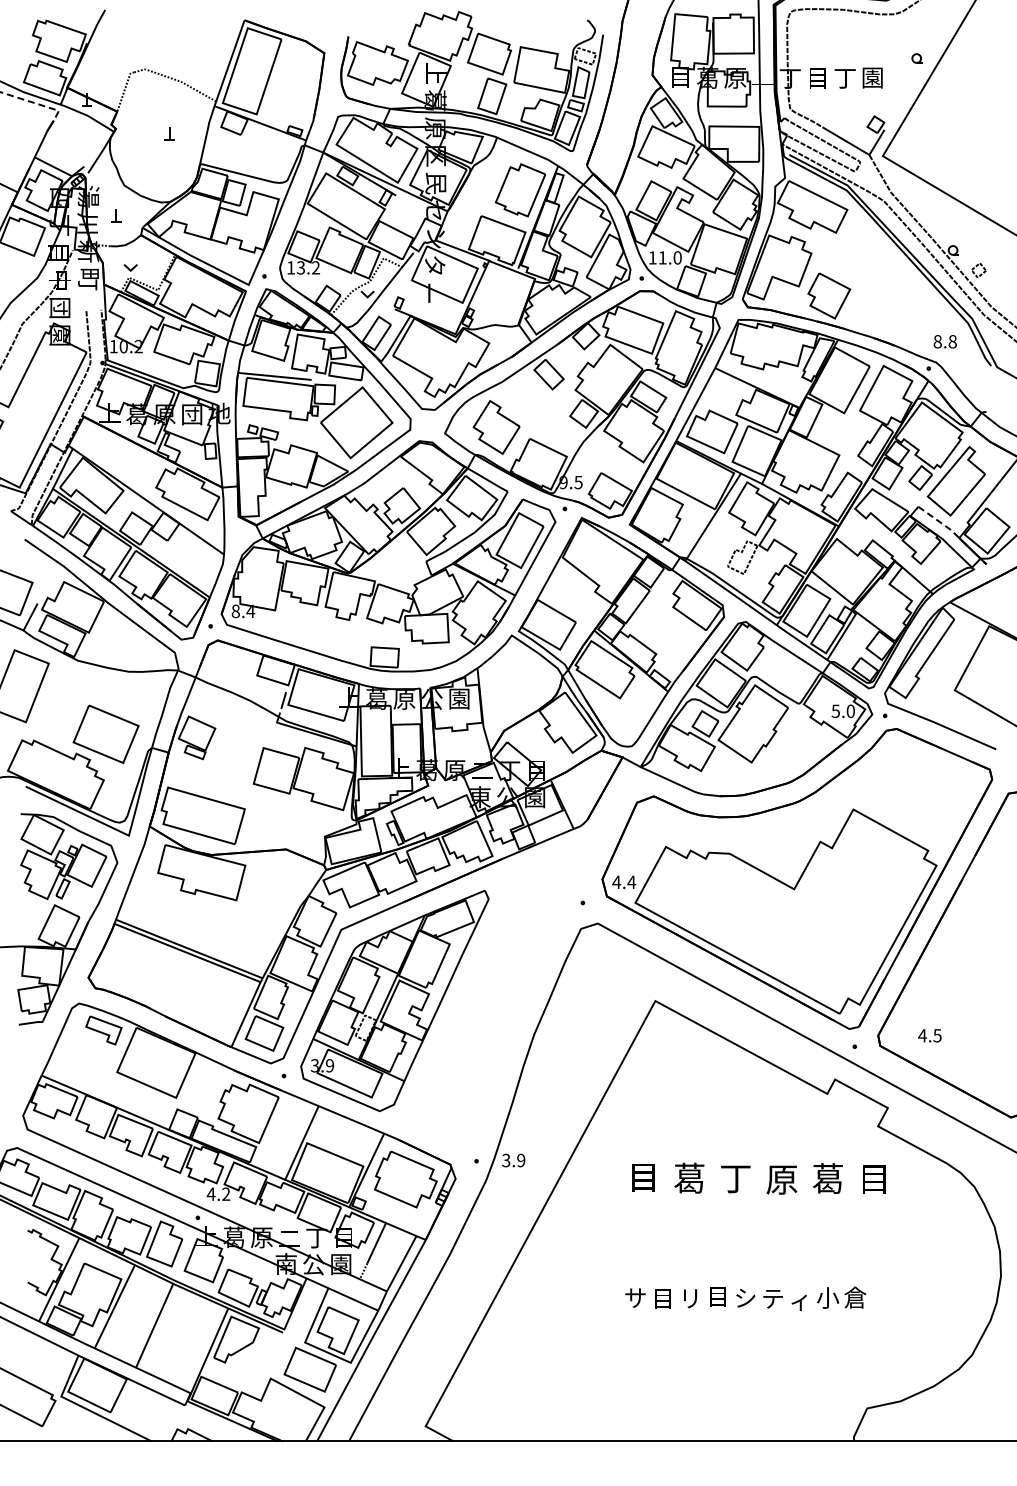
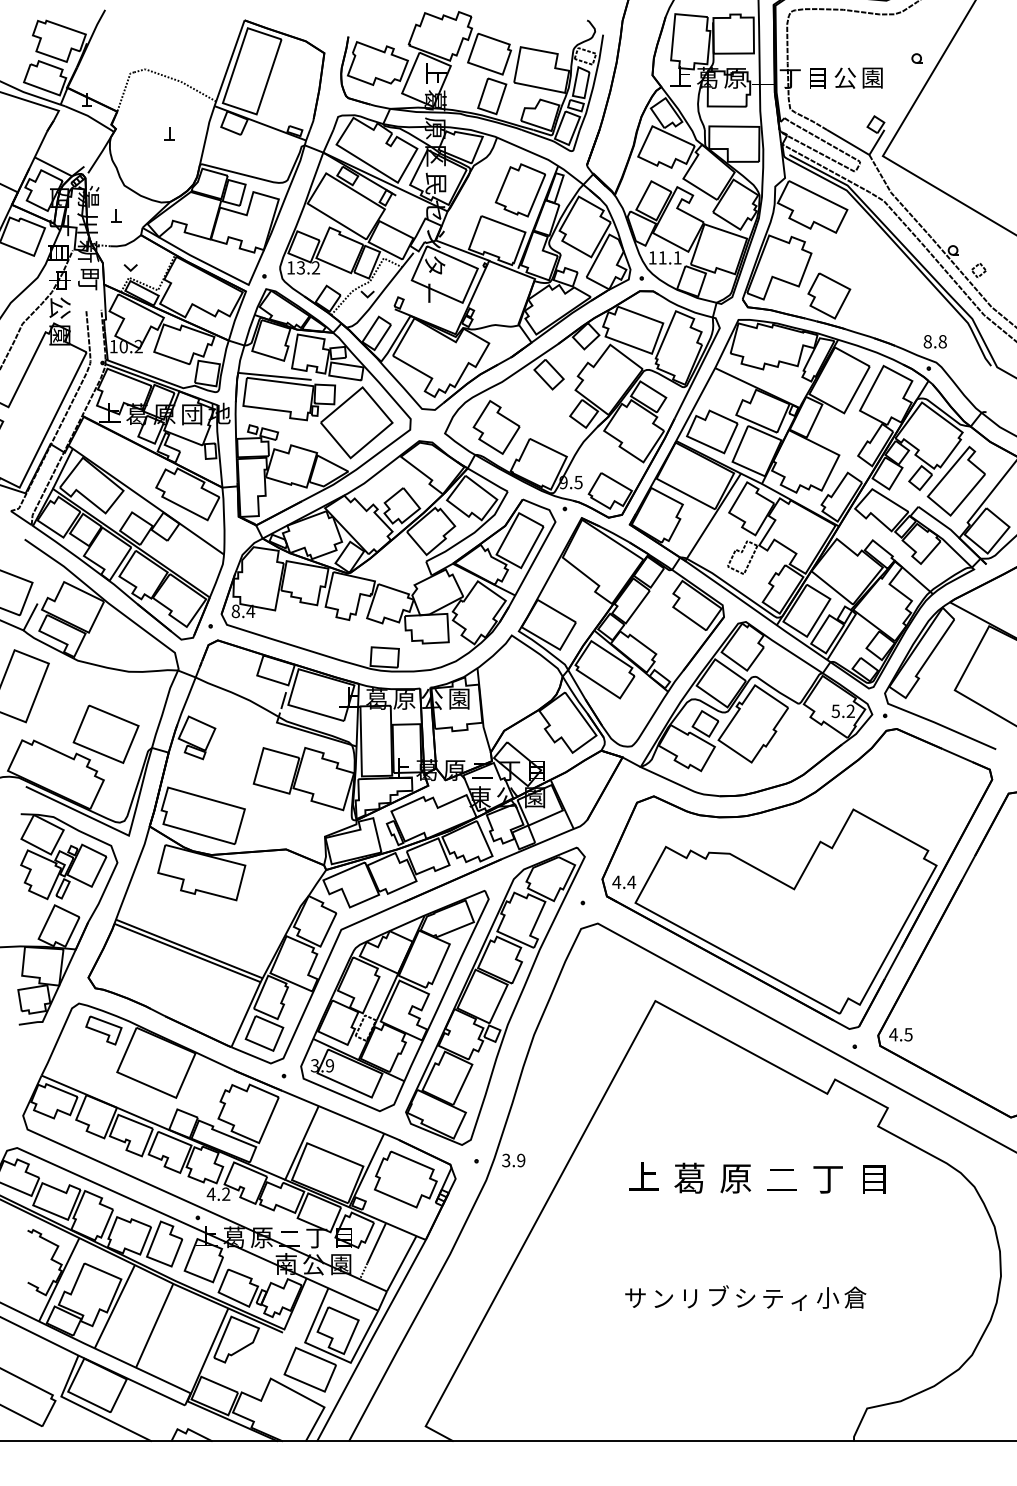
text: 目 -> 上 (680, 76)
text: 丁 -> 公 (844, 77)
line: dashed -> solid (36, 103)
text: 11.0 -> 11.1 (677, 257)
text: 団 -> 公 (59, 307)
text position: (944, 341) -> (934, 341) (934, 341)
line: dashed -> solid (940, 522)
text: 5.0 -> 5.2 (850, 711)
part: none -> present (495, 995)
text position: (929, 1035) -> (900, 1034) (900, 1034)
text: 目 -> 上 (643, 1176)
text: 丁 -> 原 (735, 1178)
text: 葛 -> 丁 (827, 1178)
text: 原 -> 二 (781, 1179)
text: 目 -> ブ (718, 1295)
text: 目 -> ン (663, 1298)
